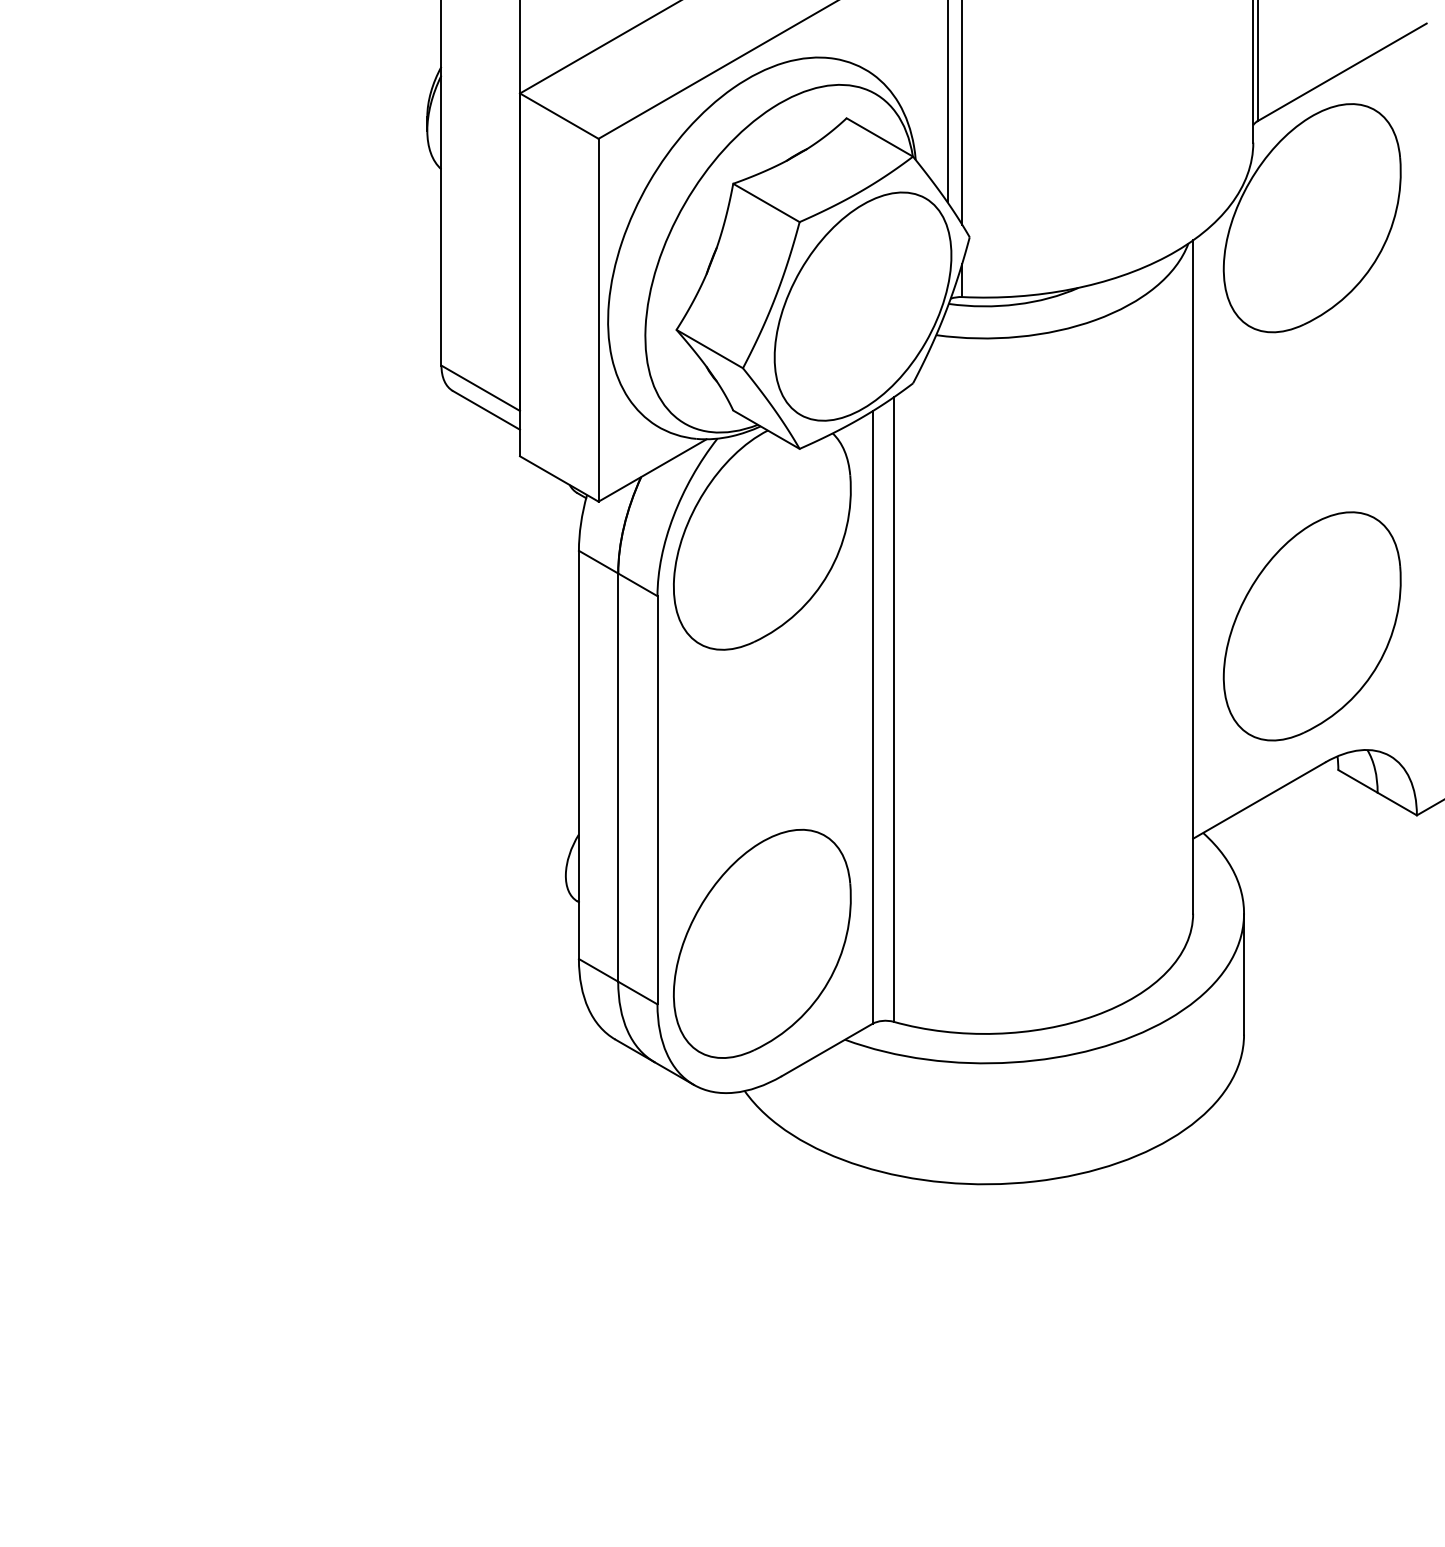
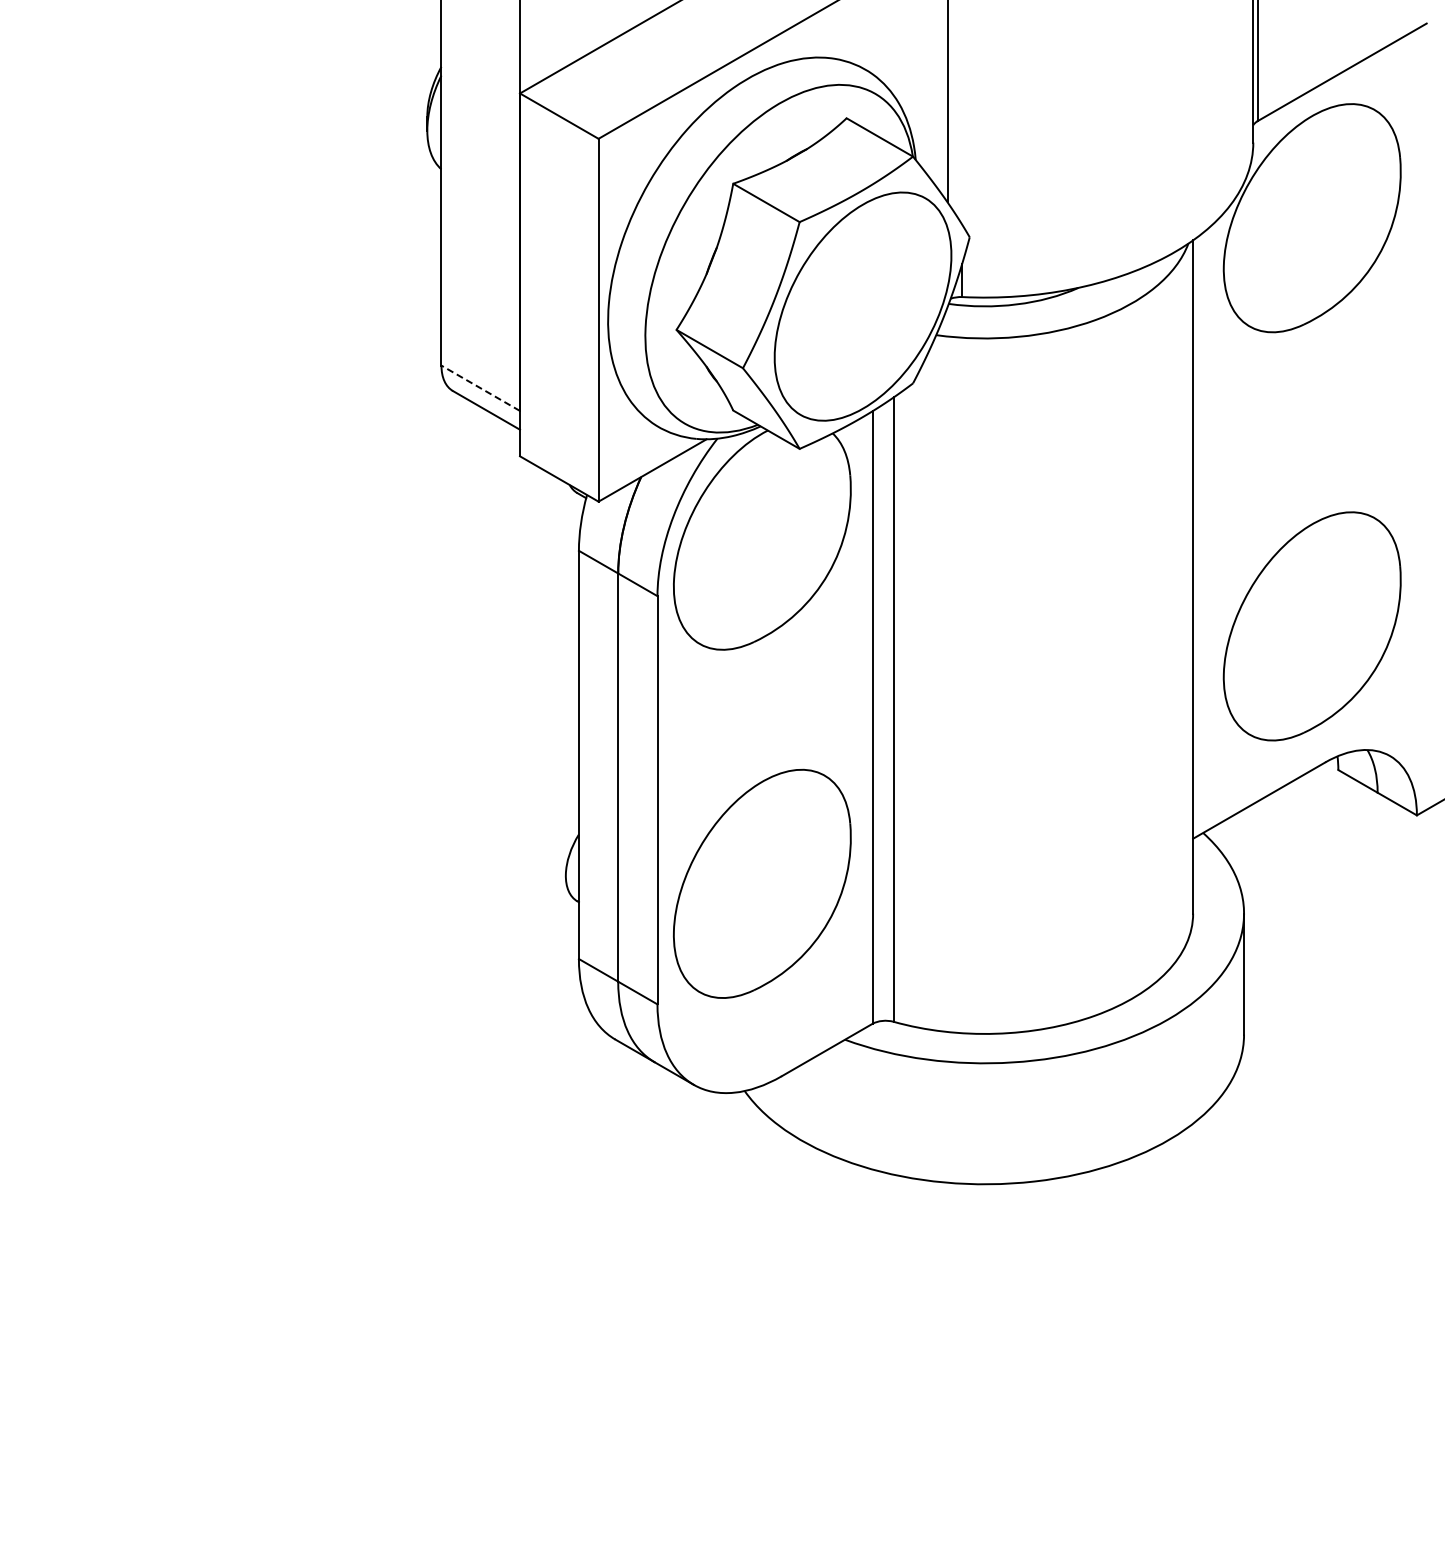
line: present -> none (962, 113)
line: solid -> dashed (480, 388)
part position: (762, 943) -> (762, 883) (762, 883)
